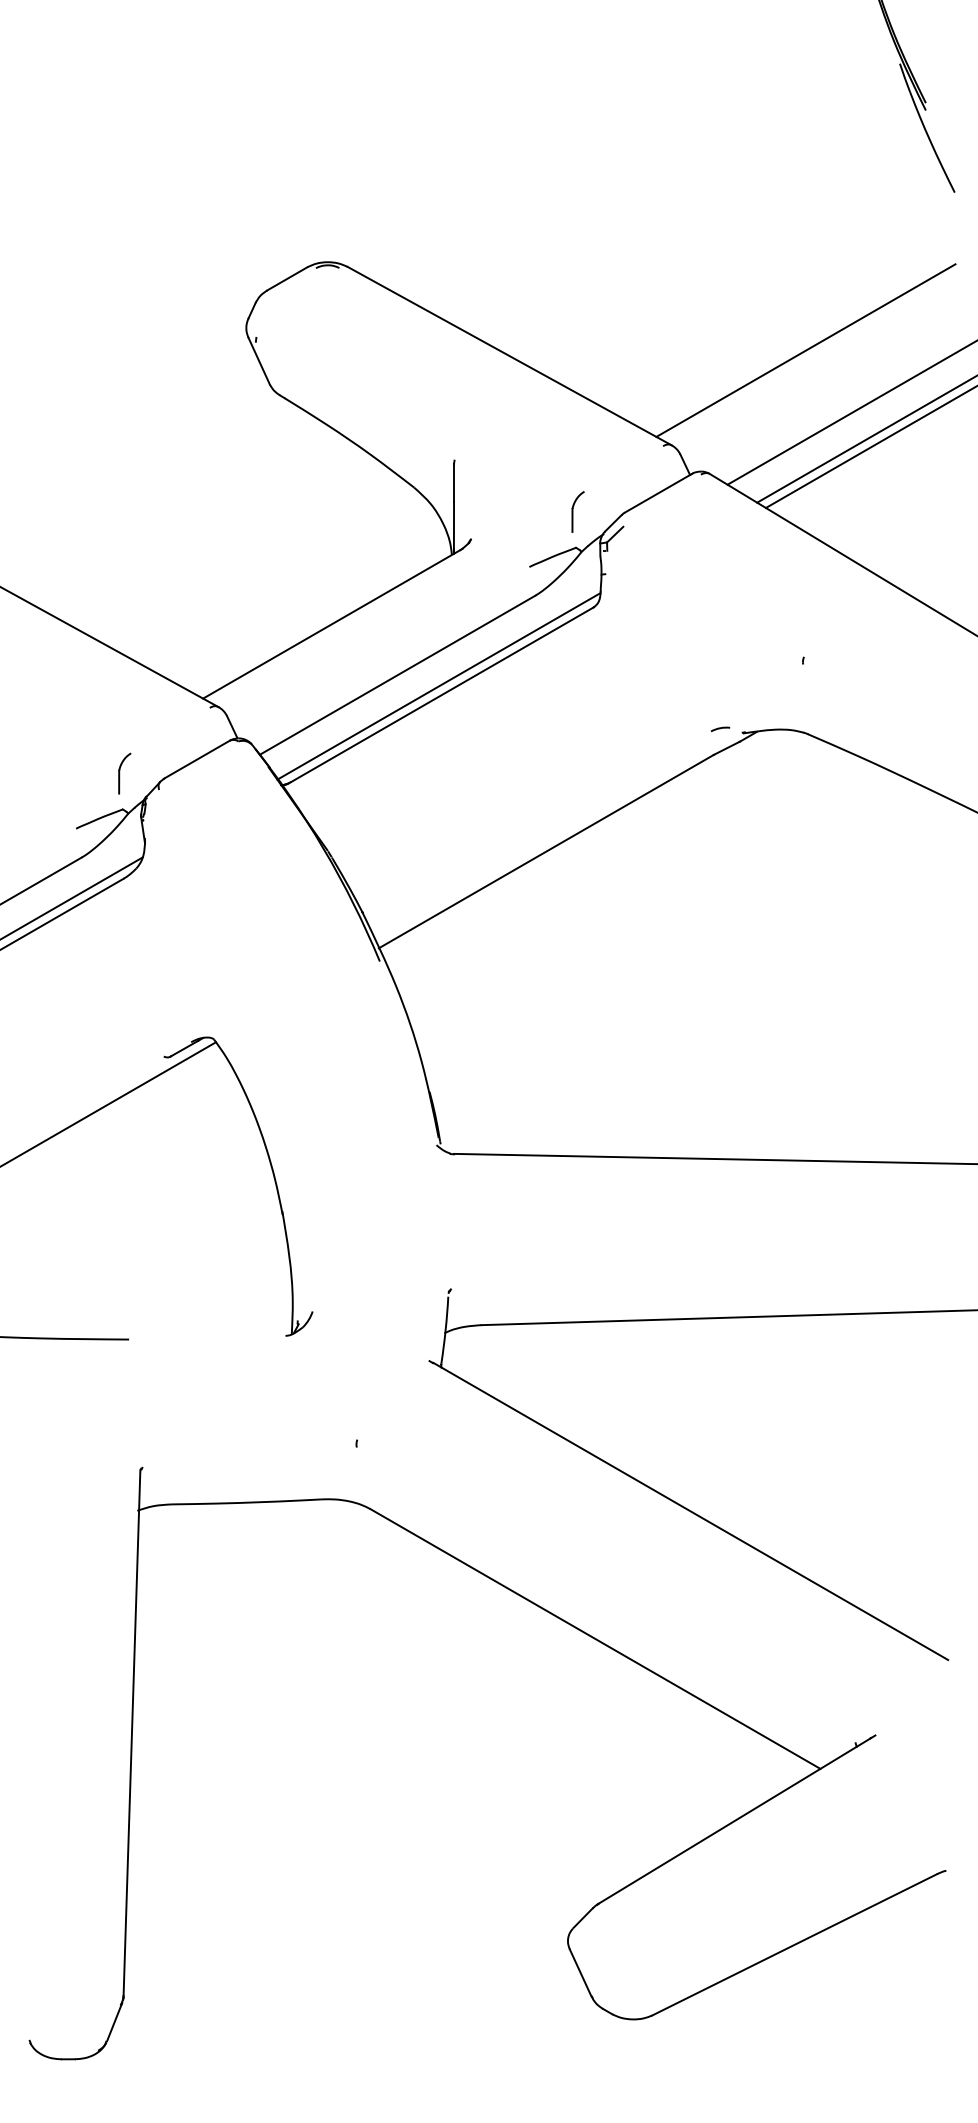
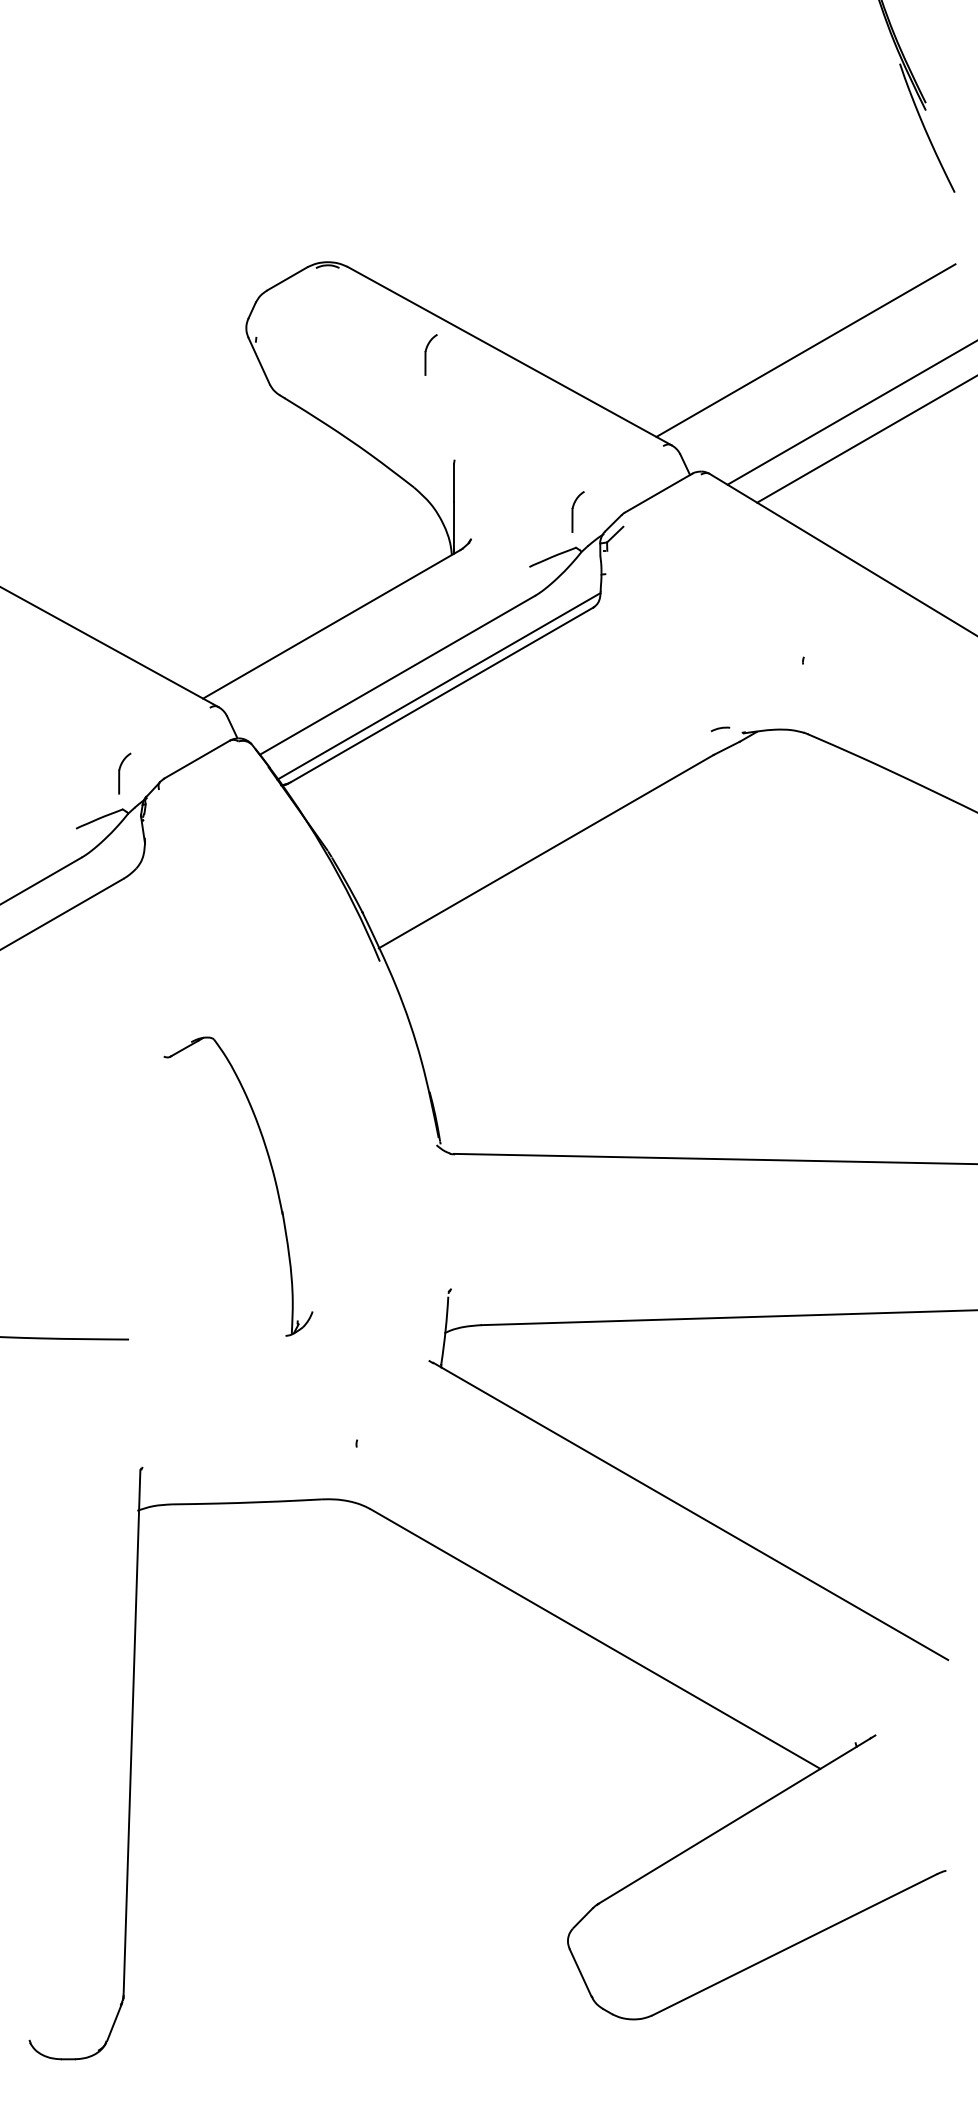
part: none -> present (430, 354)
line: present -> none (869, 447)
line: present -> none (72, 897)
line: present -> none (109, 1103)
